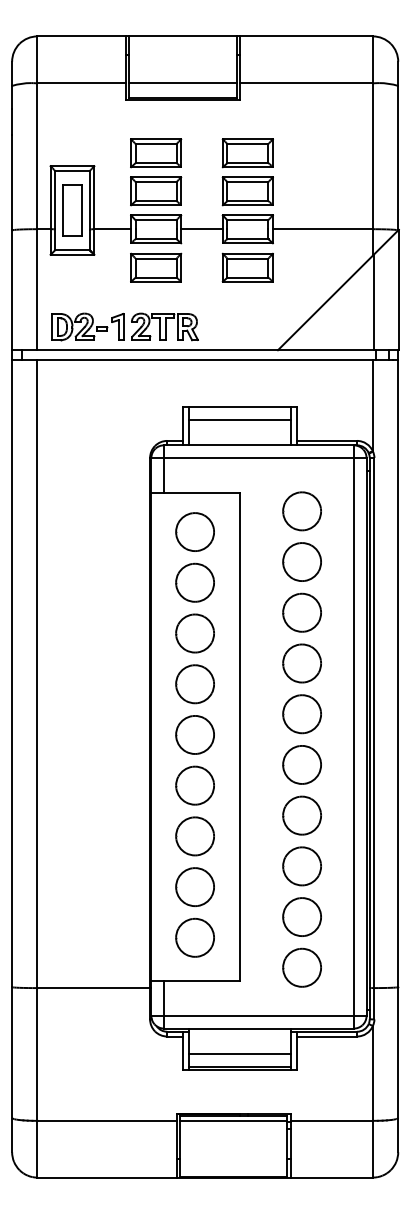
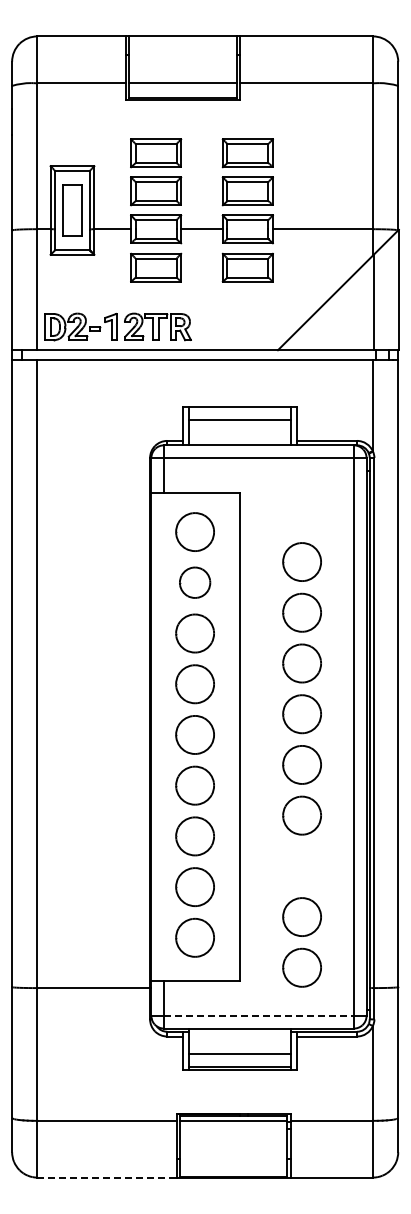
part position: (124, 326) -> (117, 326) (117, 326)
part: present -> none (301, 511)
part size: 40x41 px -> 33x33 px (195, 582)
part: present -> none (301, 866)
line: solid -> dashed (258, 1015)
line: solid -> dashed (107, 1177)
